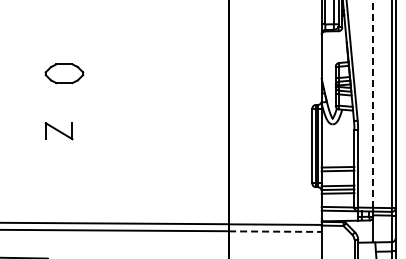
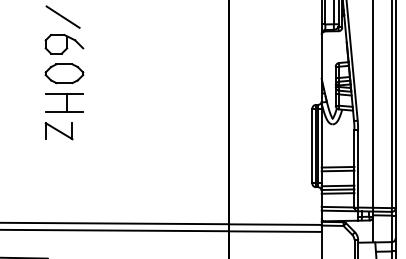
line: none -> present (62, 16)
part: none -> present (64, 44)
part: none -> present (64, 102)
line: dashed -> solid (373, 104)
line: dashed -> solid (275, 231)
